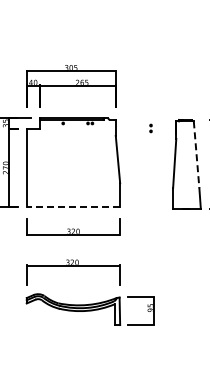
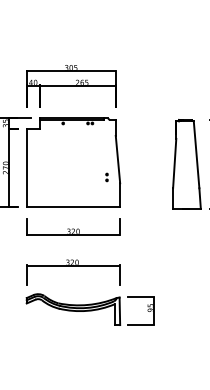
part position: (150, 128) -> (106, 177) (106, 177)
line: dashed -> solid (196, 154)
line: dashed -> solid (73, 206)
